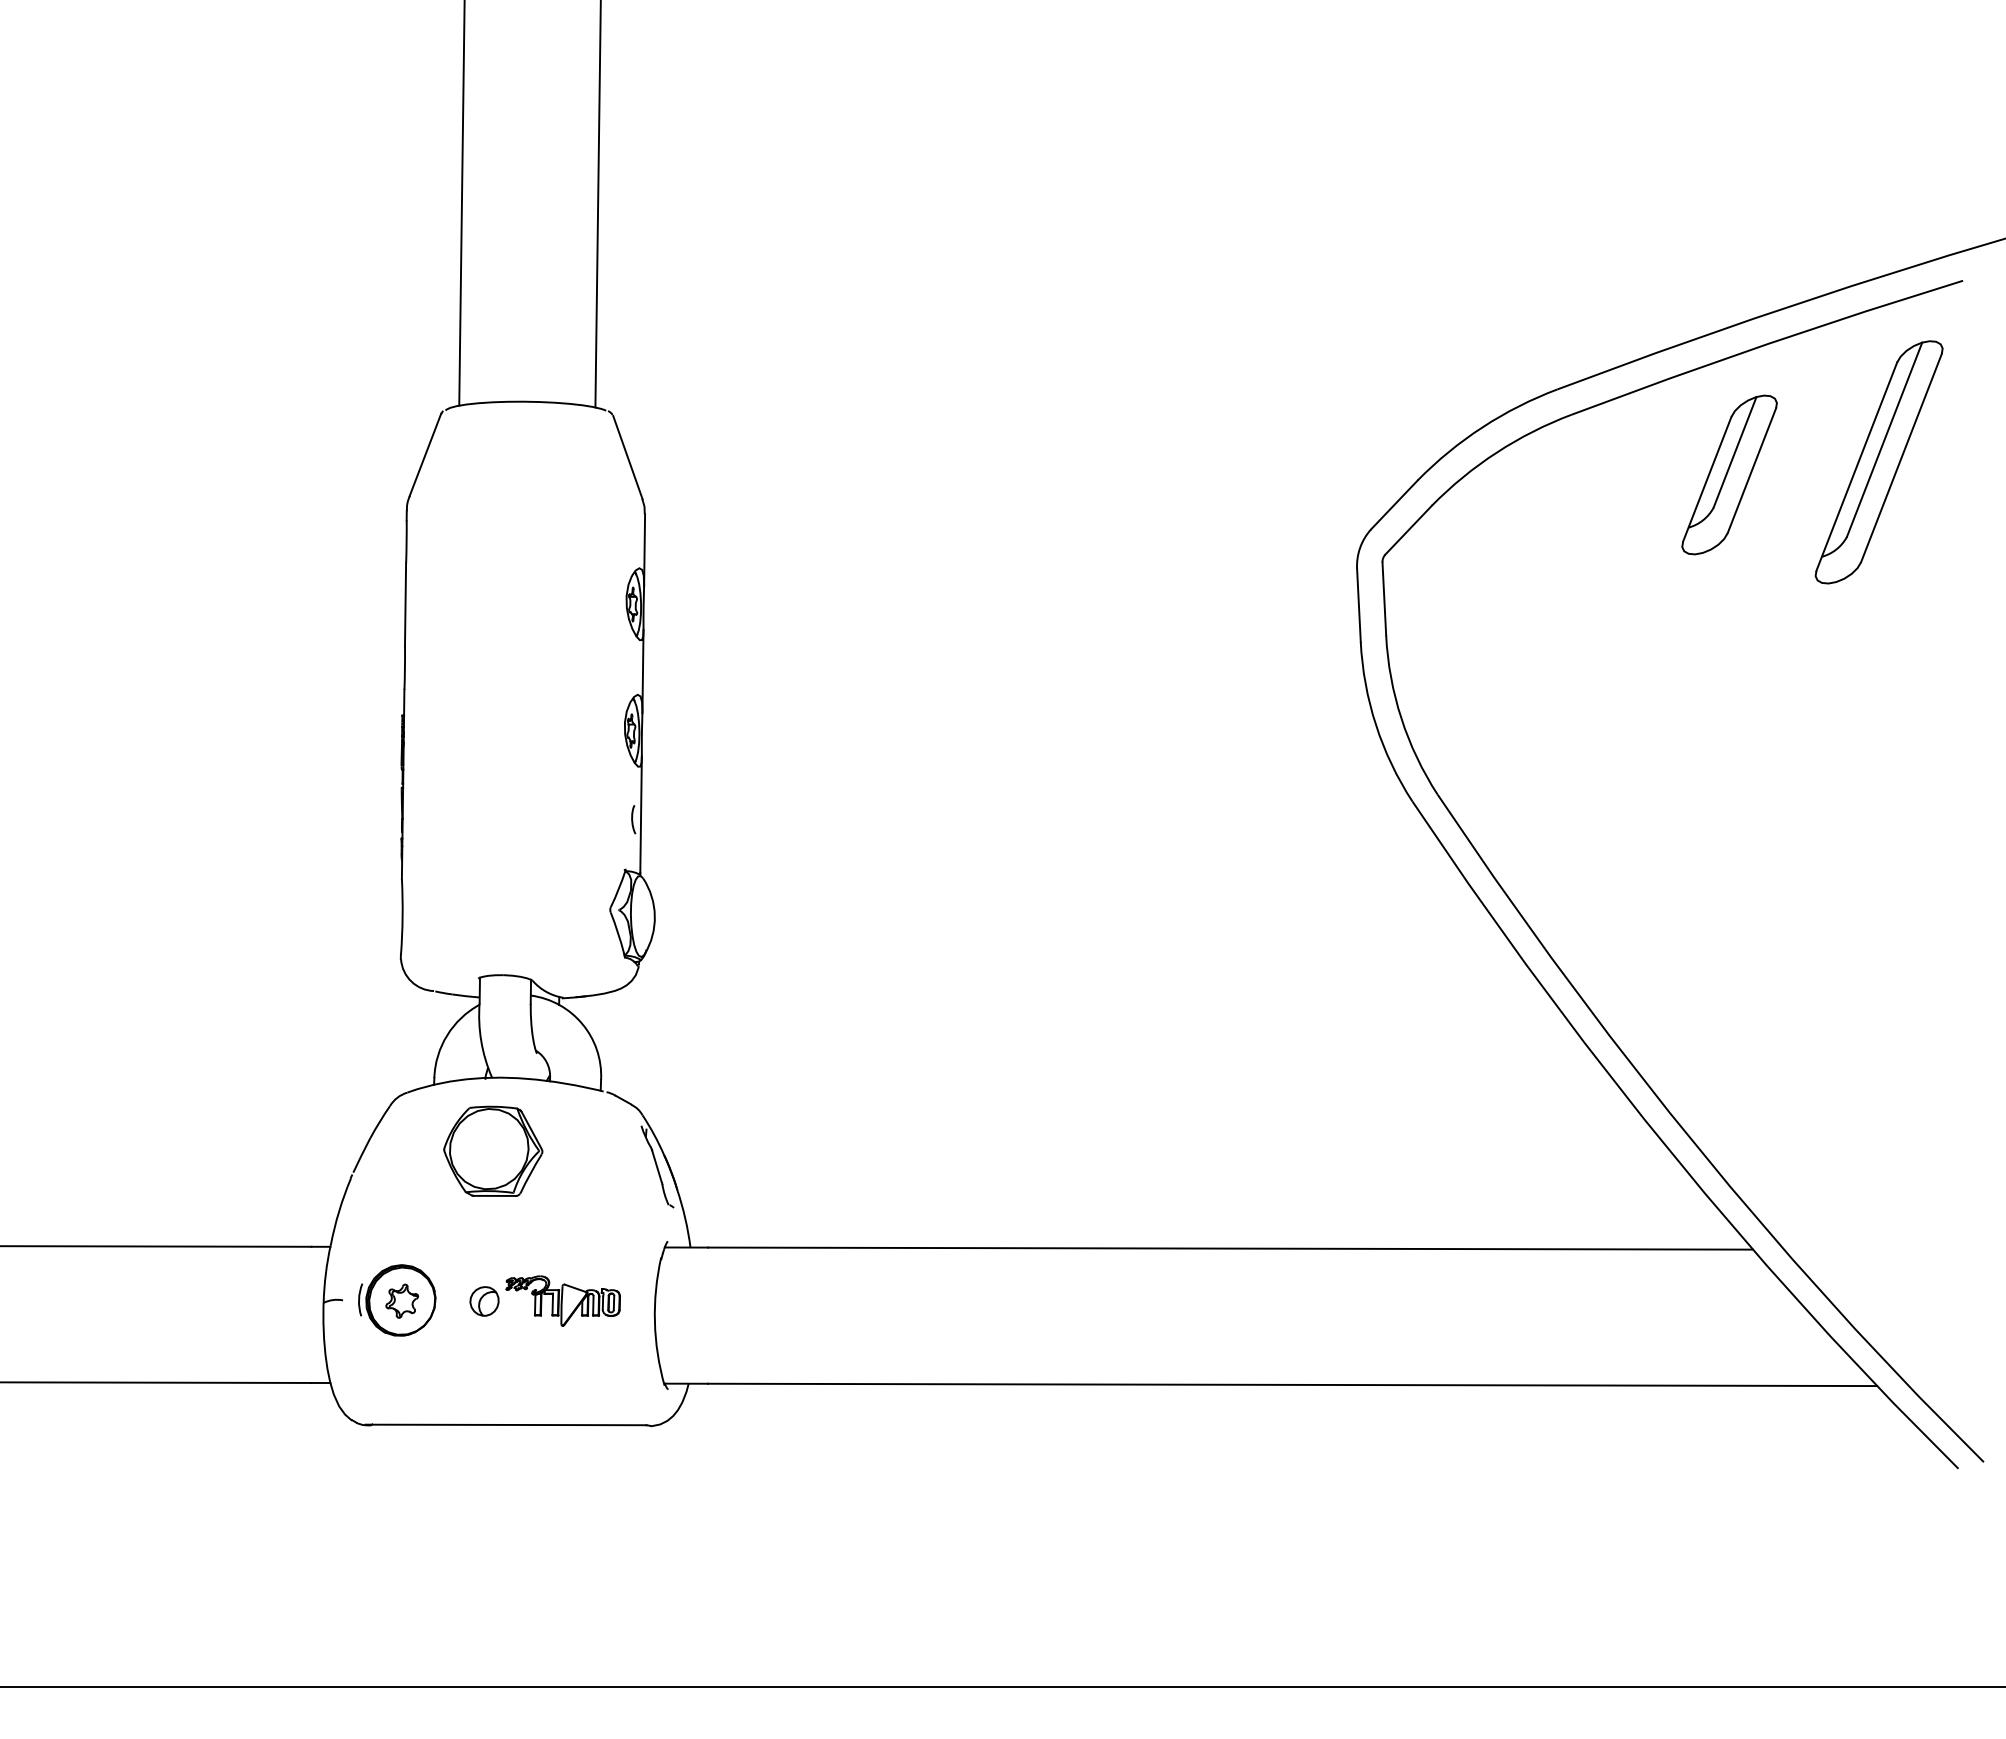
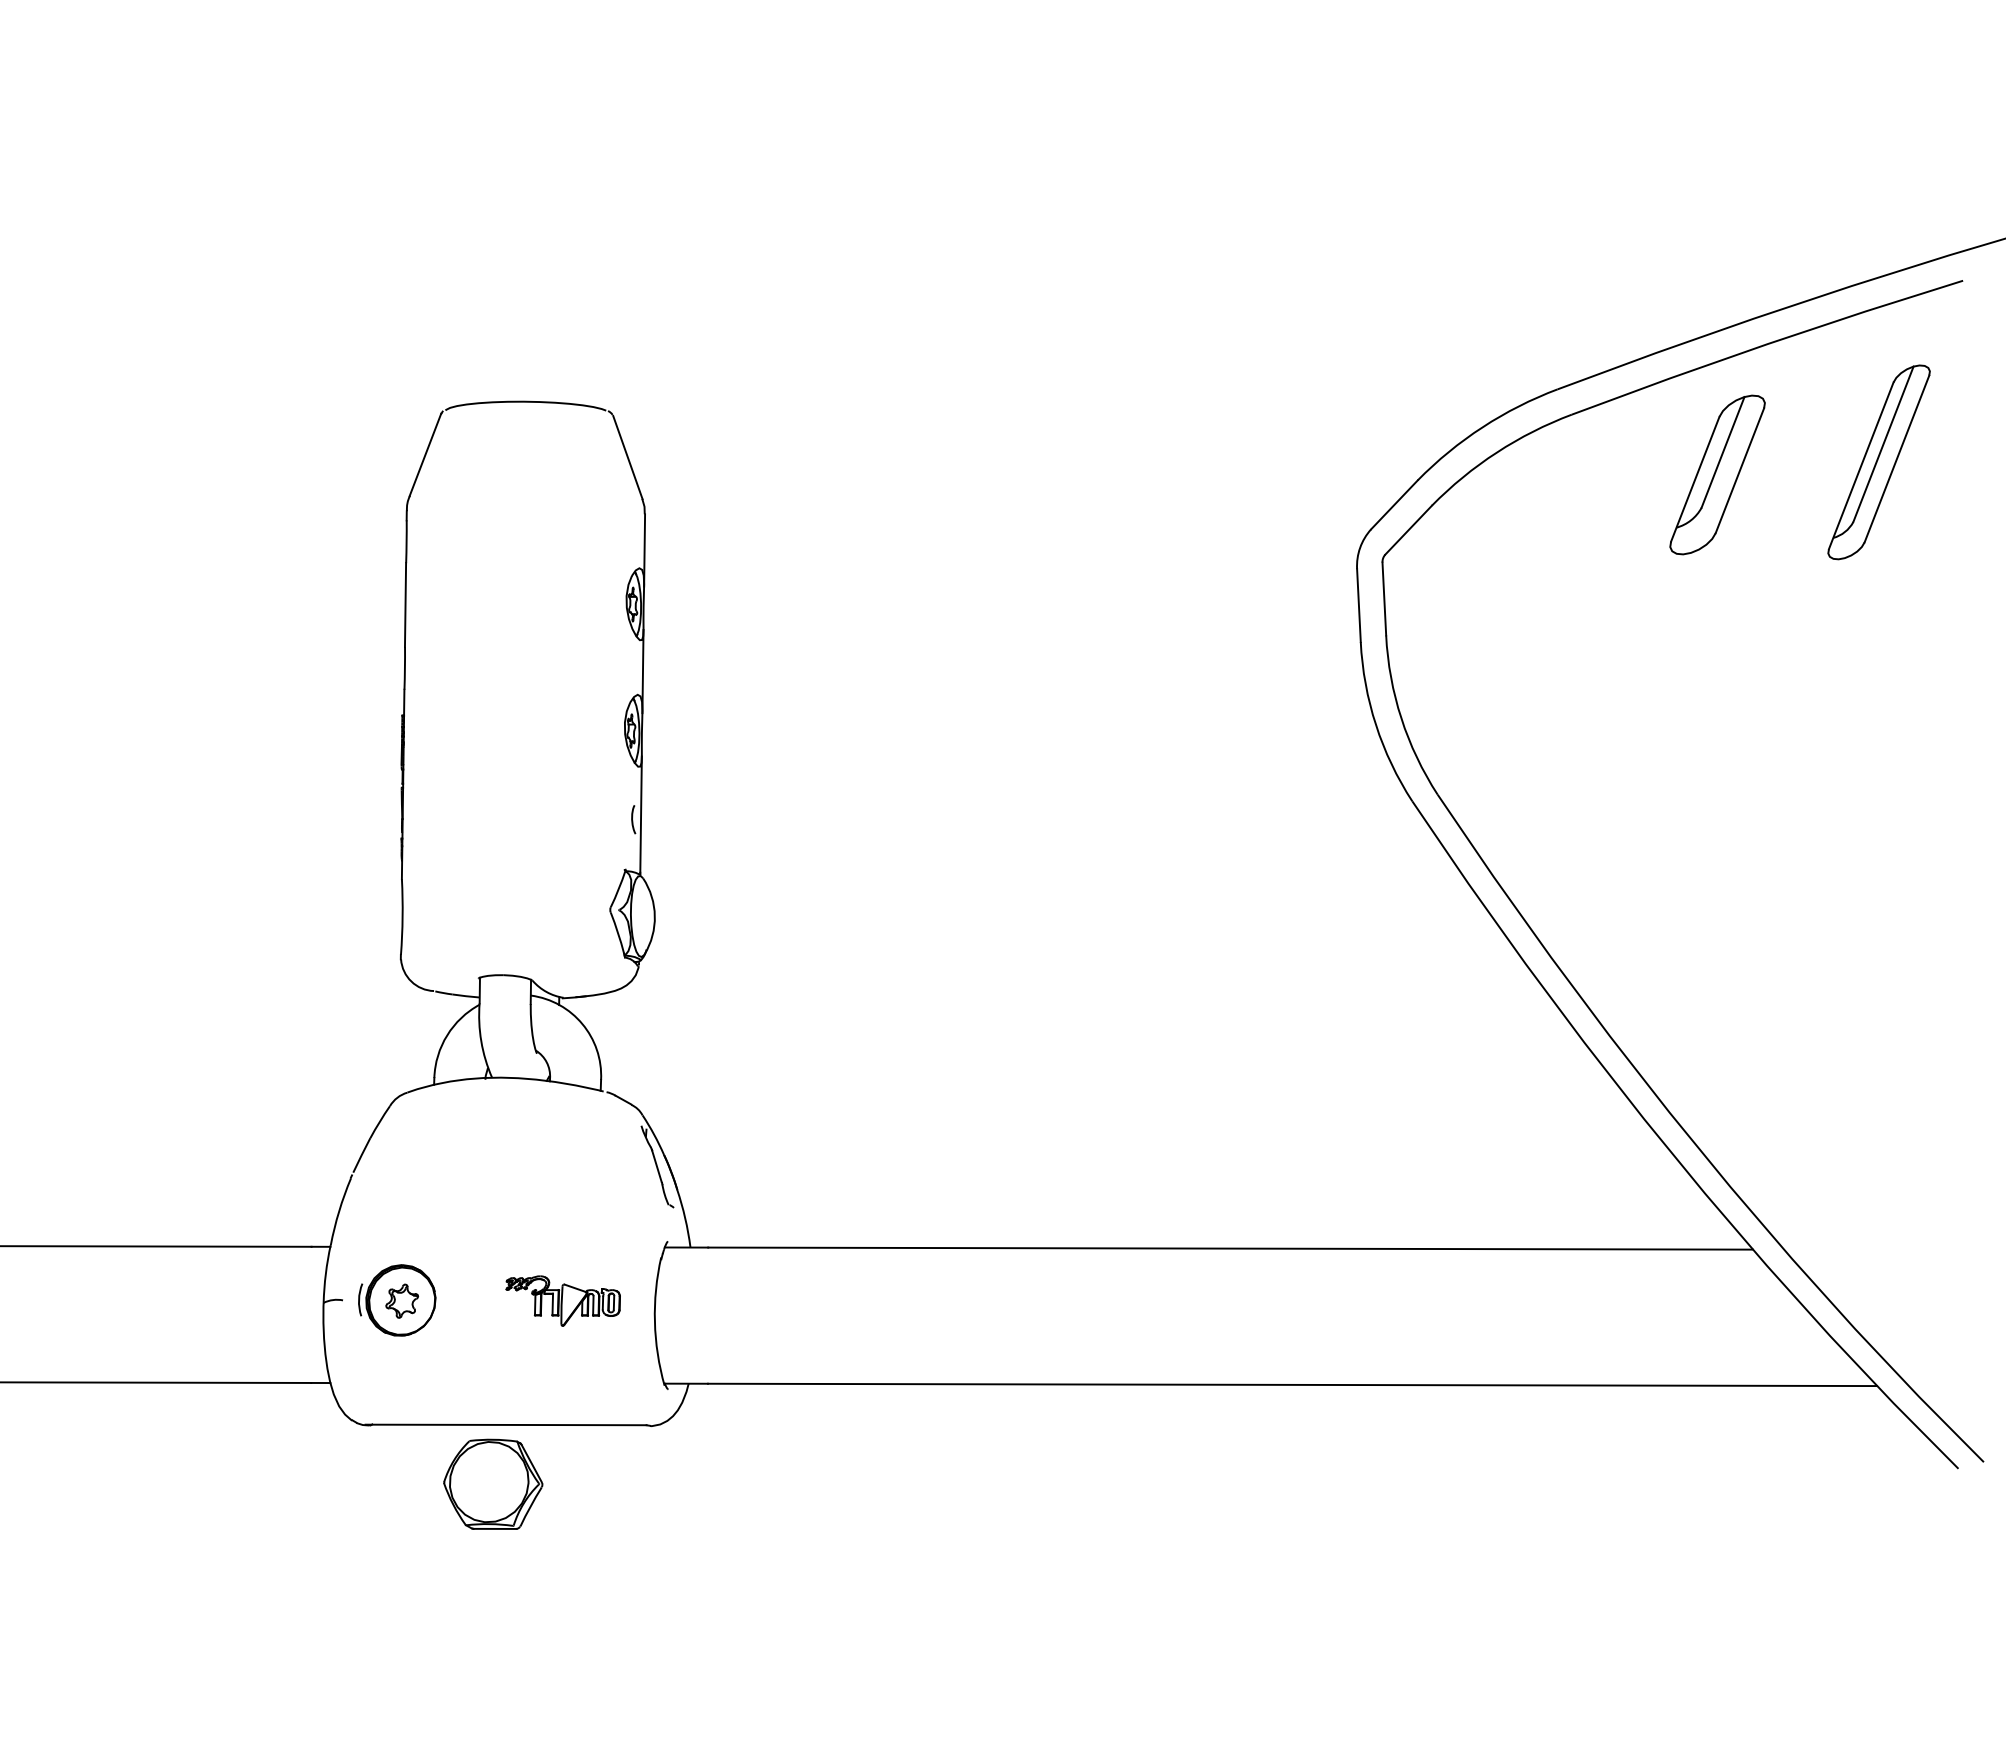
line: present -> none (461, 203)
line: present -> none (597, 204)
part size: 130x245 px -> 104x197 px (1878, 462)
part position: (1729, 474) -> (1717, 474) (1717, 474)
part position: (493, 1150) -> (493, 1483) (493, 1483)
part: present -> none (484, 1301)
line: present -> none (1002, 1686)
